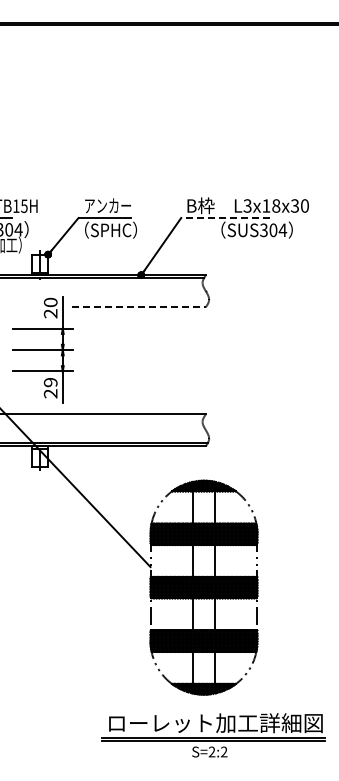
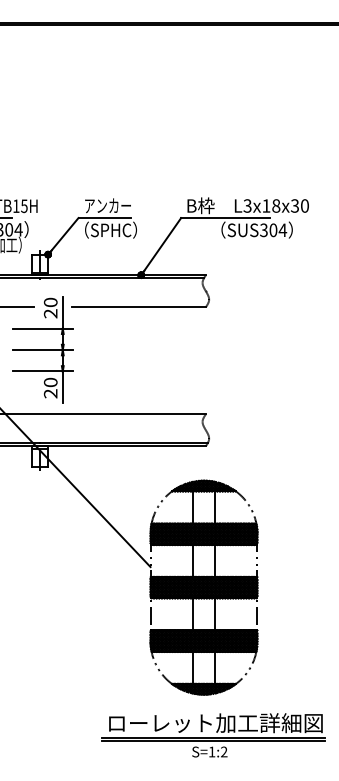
line: dashed -> solid (225, 218)
line: none -> present (17, 307)
line: dashed -> solid (139, 307)
text: 29 -> 20 (50, 382)
text: S=2:2 -> S=1:2 (211, 751)
